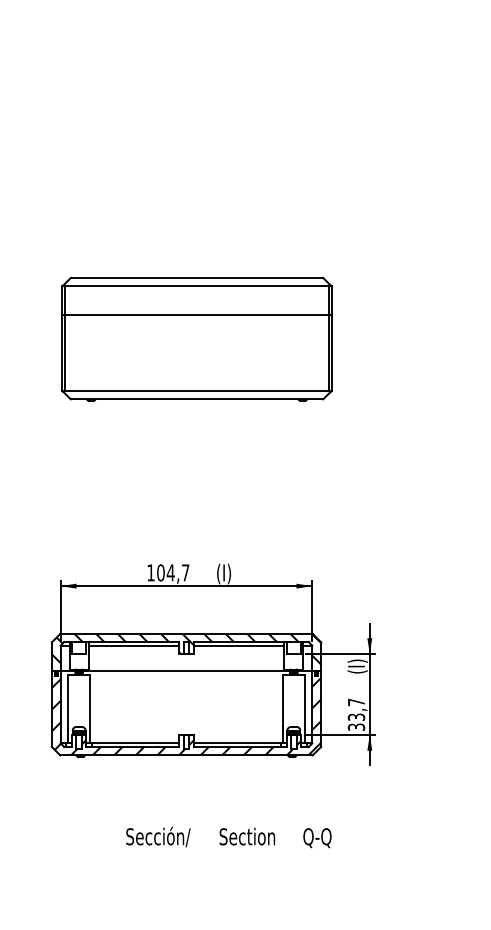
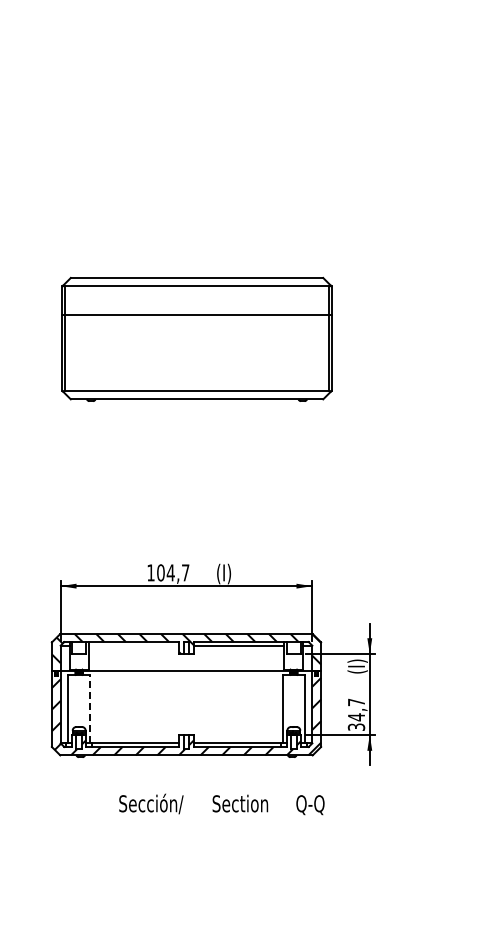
line: present -> none (133, 645)
line: solid -> dashed (90, 708)
text: 33,7 -> 34,7 (356, 717)
text position: (228, 837) -> (221, 804) (221, 804)
